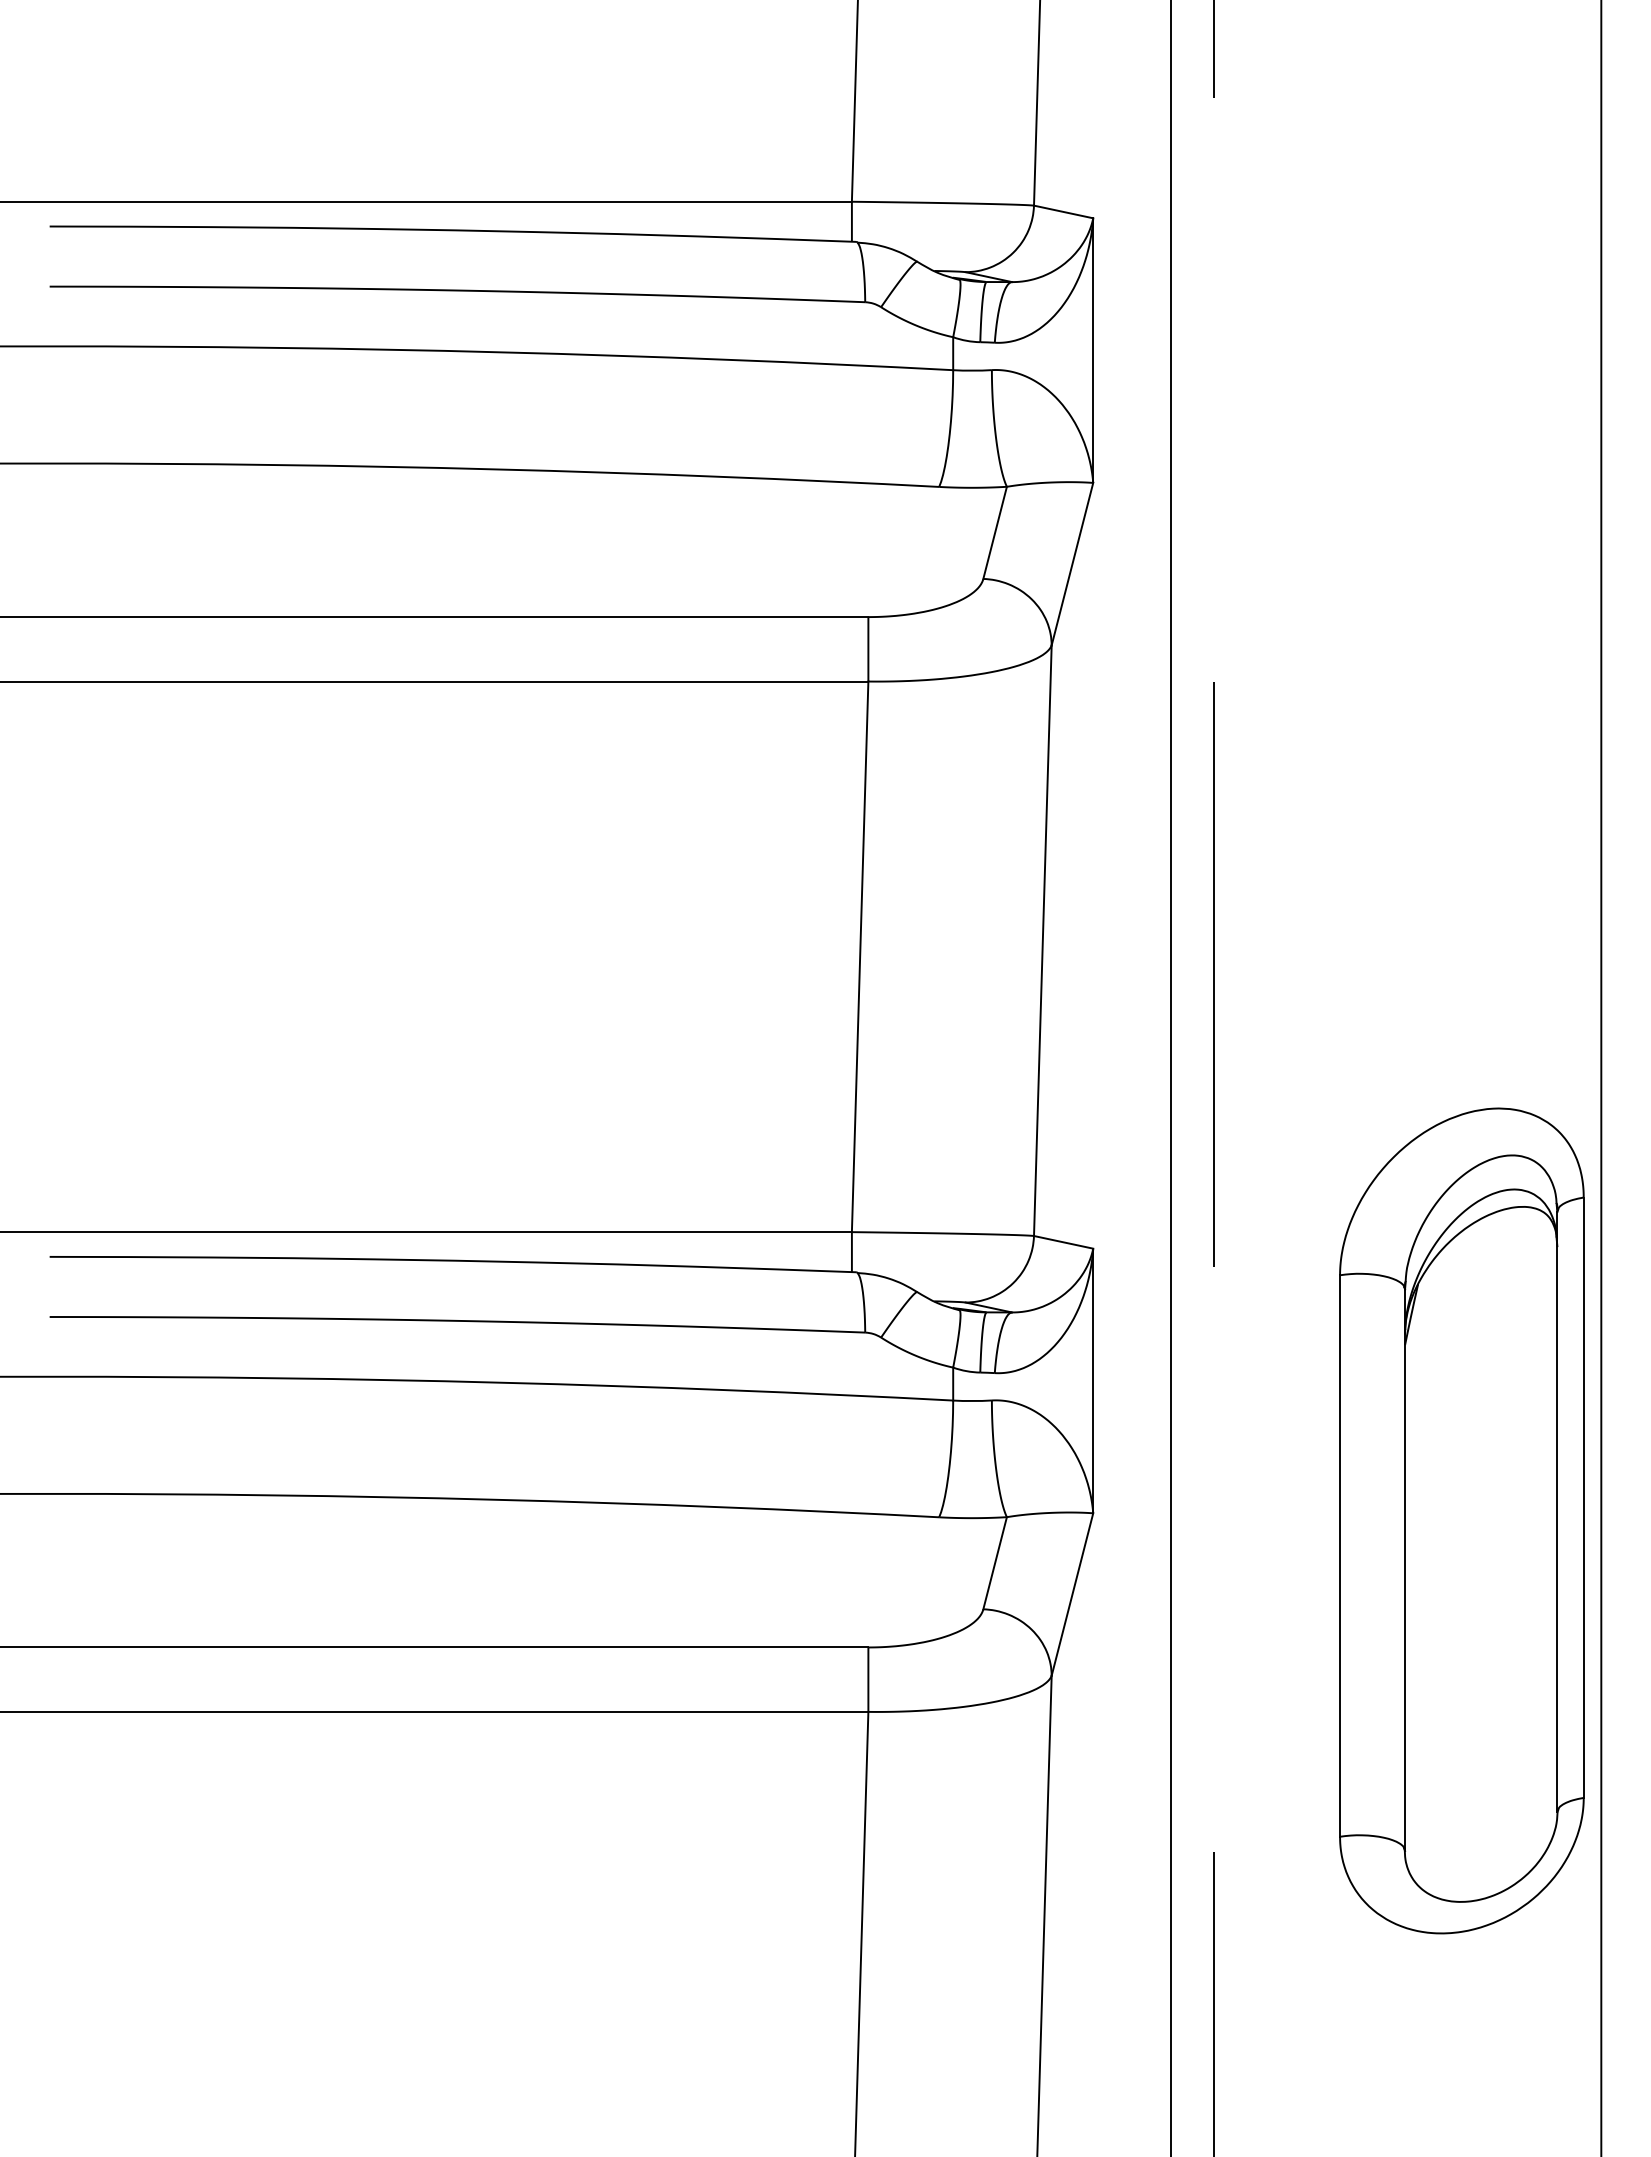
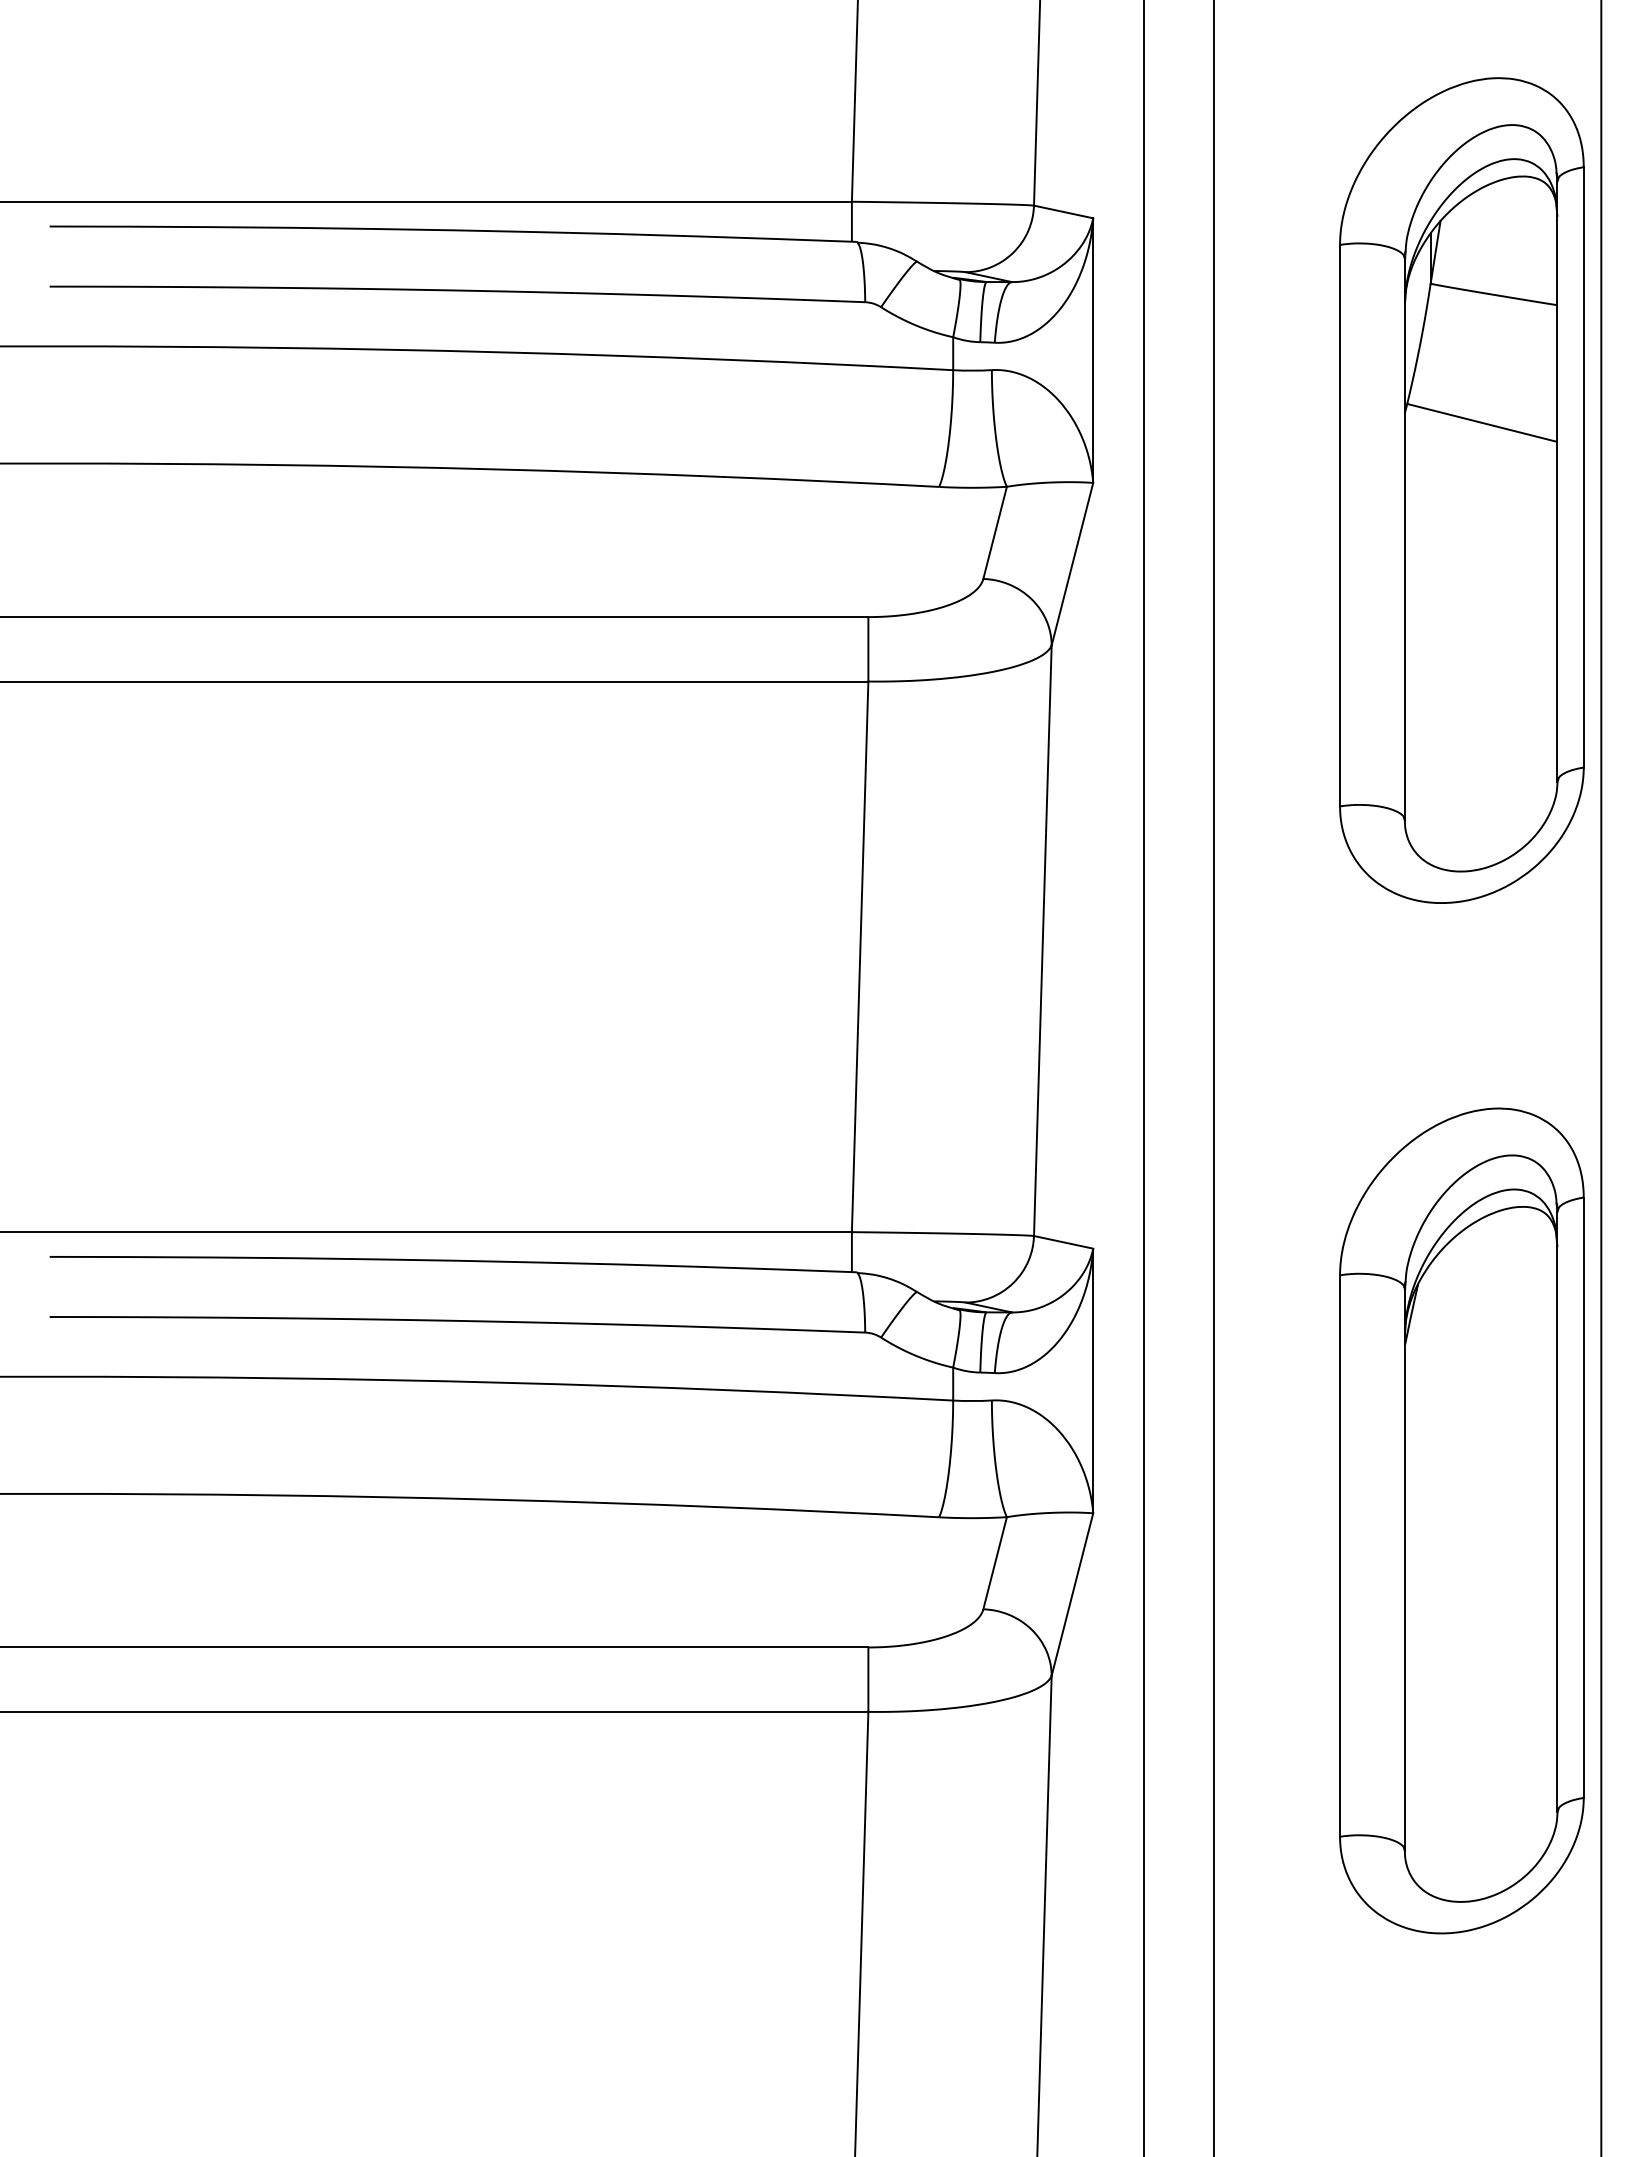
part: none -> present (1461, 490)
line position: (1170, 1077) -> (1143, 1077) (1143, 1077)
line: dashed -> solid (1213, 1078)
